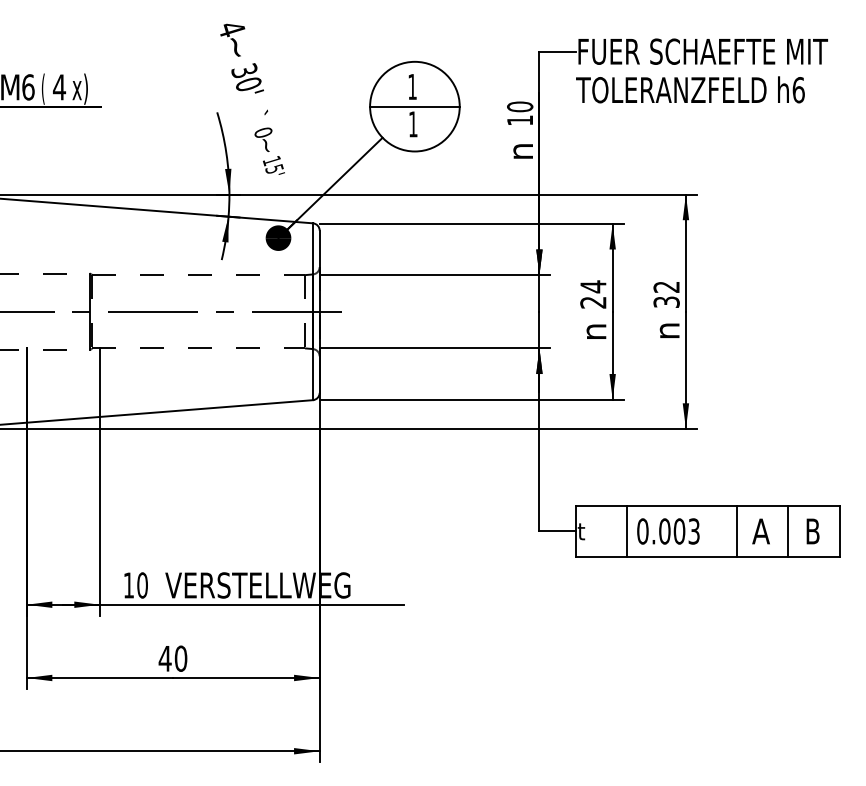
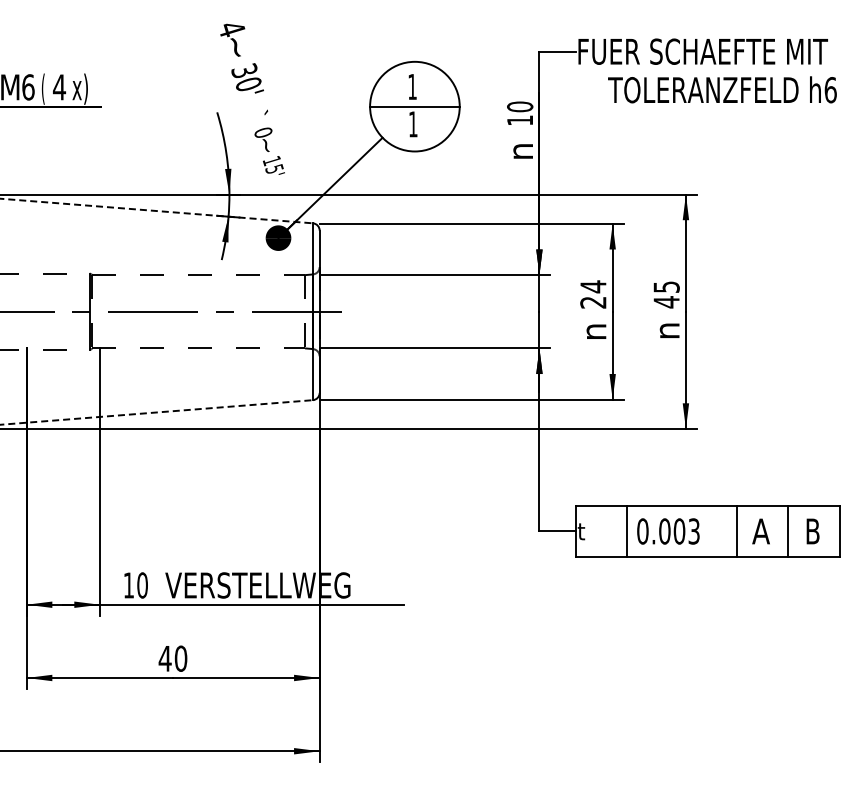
text position: (690, 89) -> (722, 89) (722, 89)
line: solid -> dashed (156, 211)
text: 32 -> 45 (666, 294)
line: solid -> dashed (156, 412)
